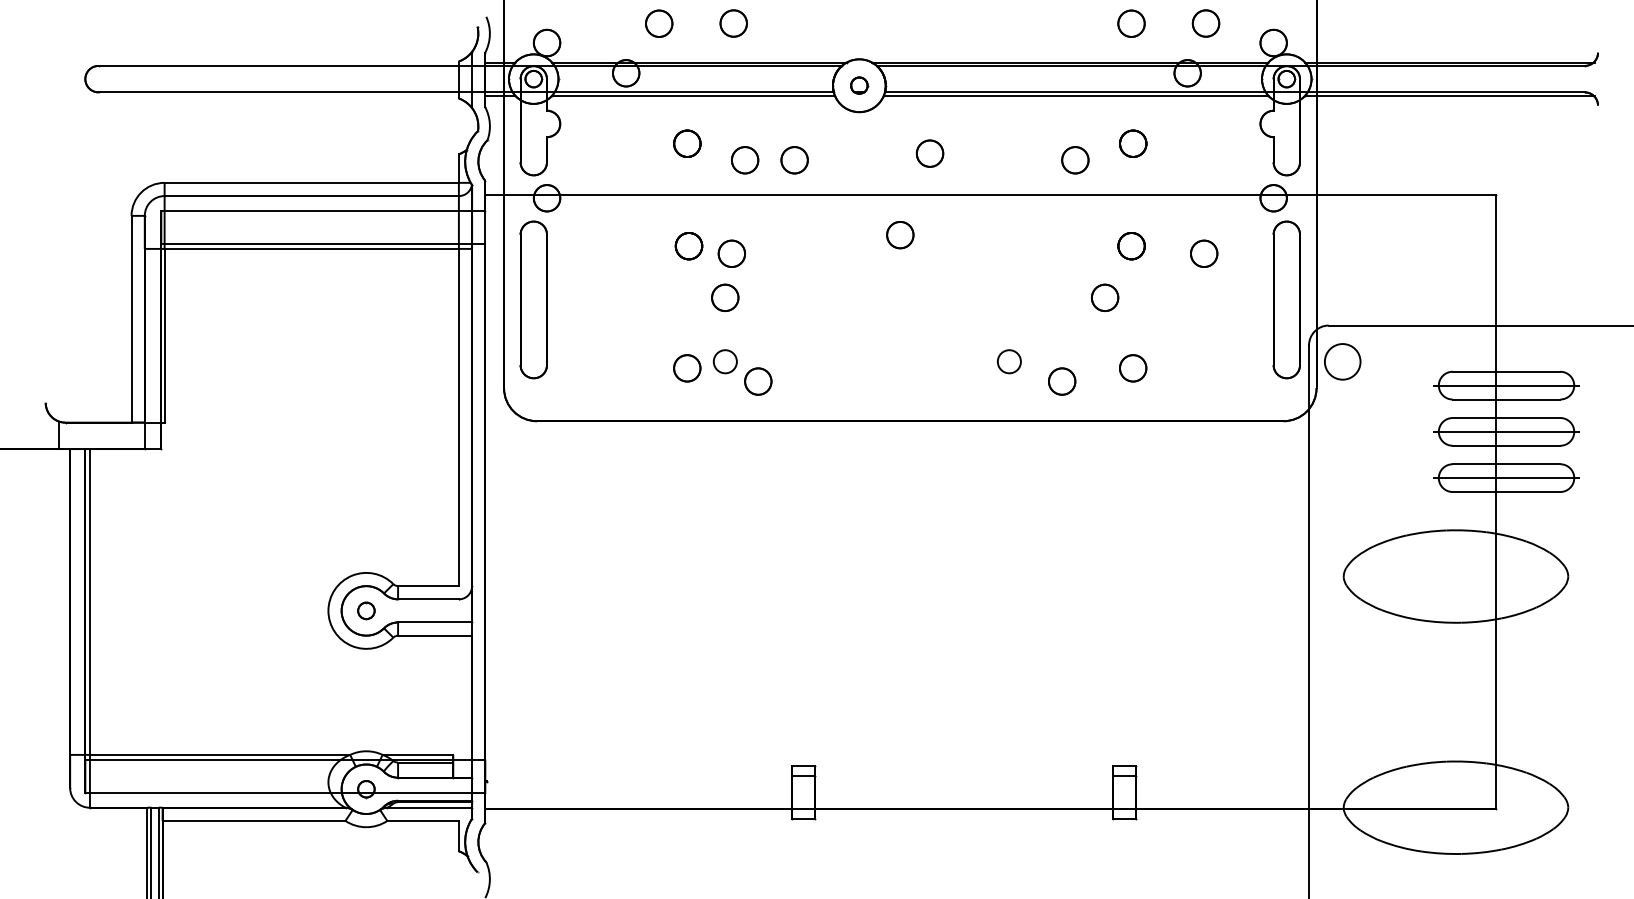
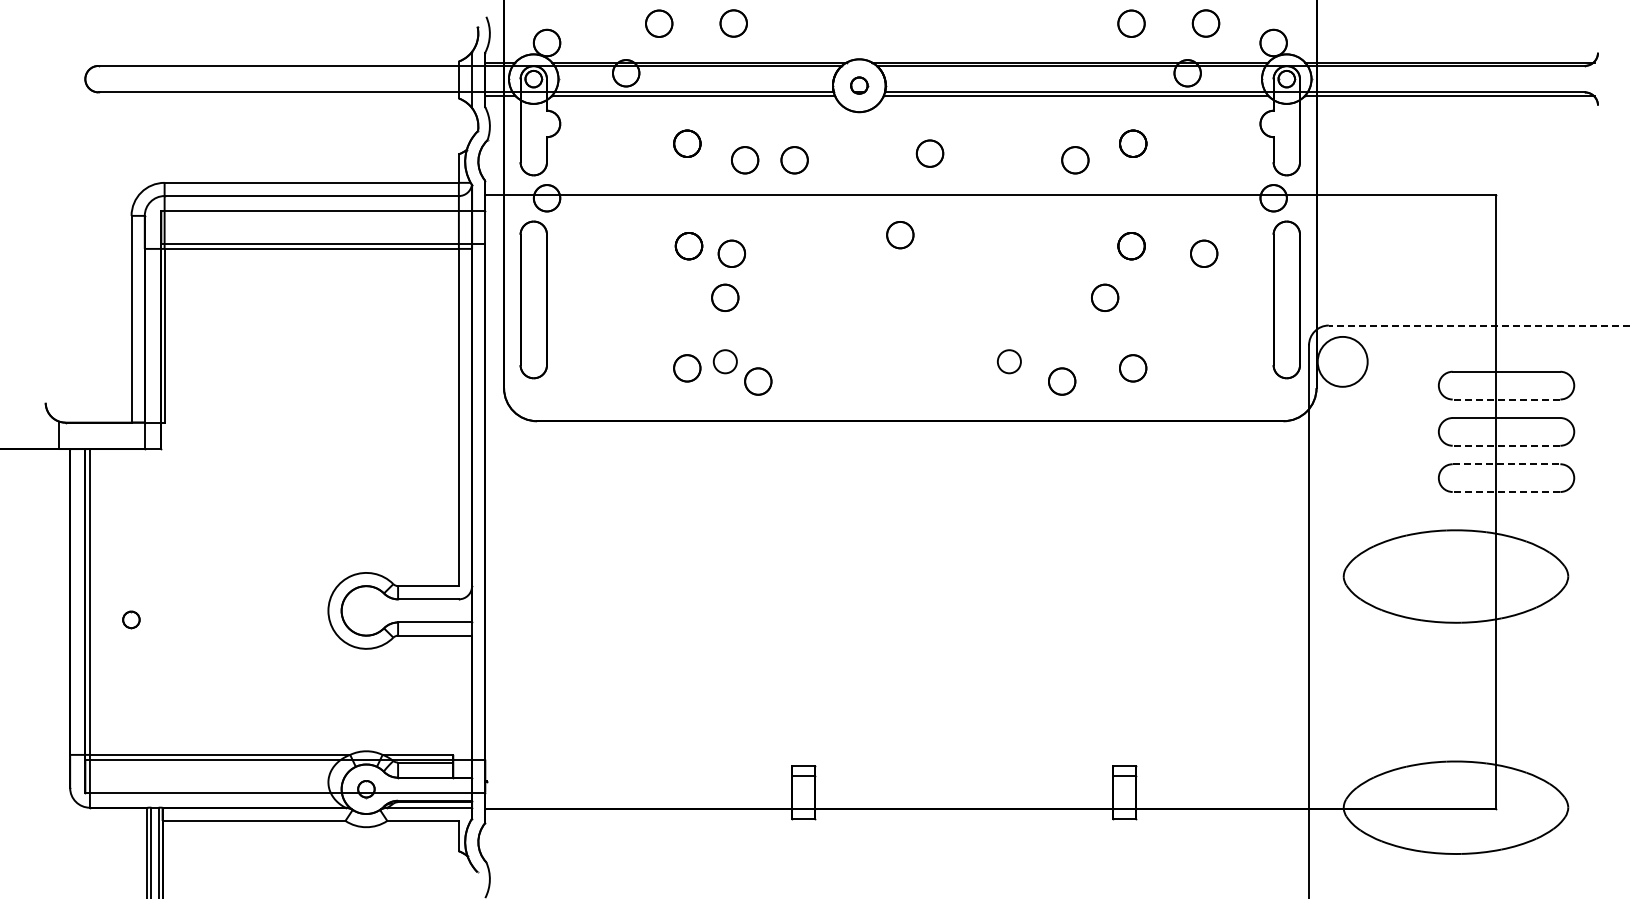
line: solid -> dashed (1480, 325)
circle diameter: 36 px -> 50 px (1342, 361)
line: present -> none (1506, 385)
line: solid -> dashed (1506, 399)
line: present -> none (1506, 431)
line: solid -> dashed (1506, 445)
line: solid -> dashed (1506, 464)
line: present -> none (1506, 478)
line: solid -> dashed (1506, 492)
part position: (366, 610) -> (131, 619) (131, 619)
